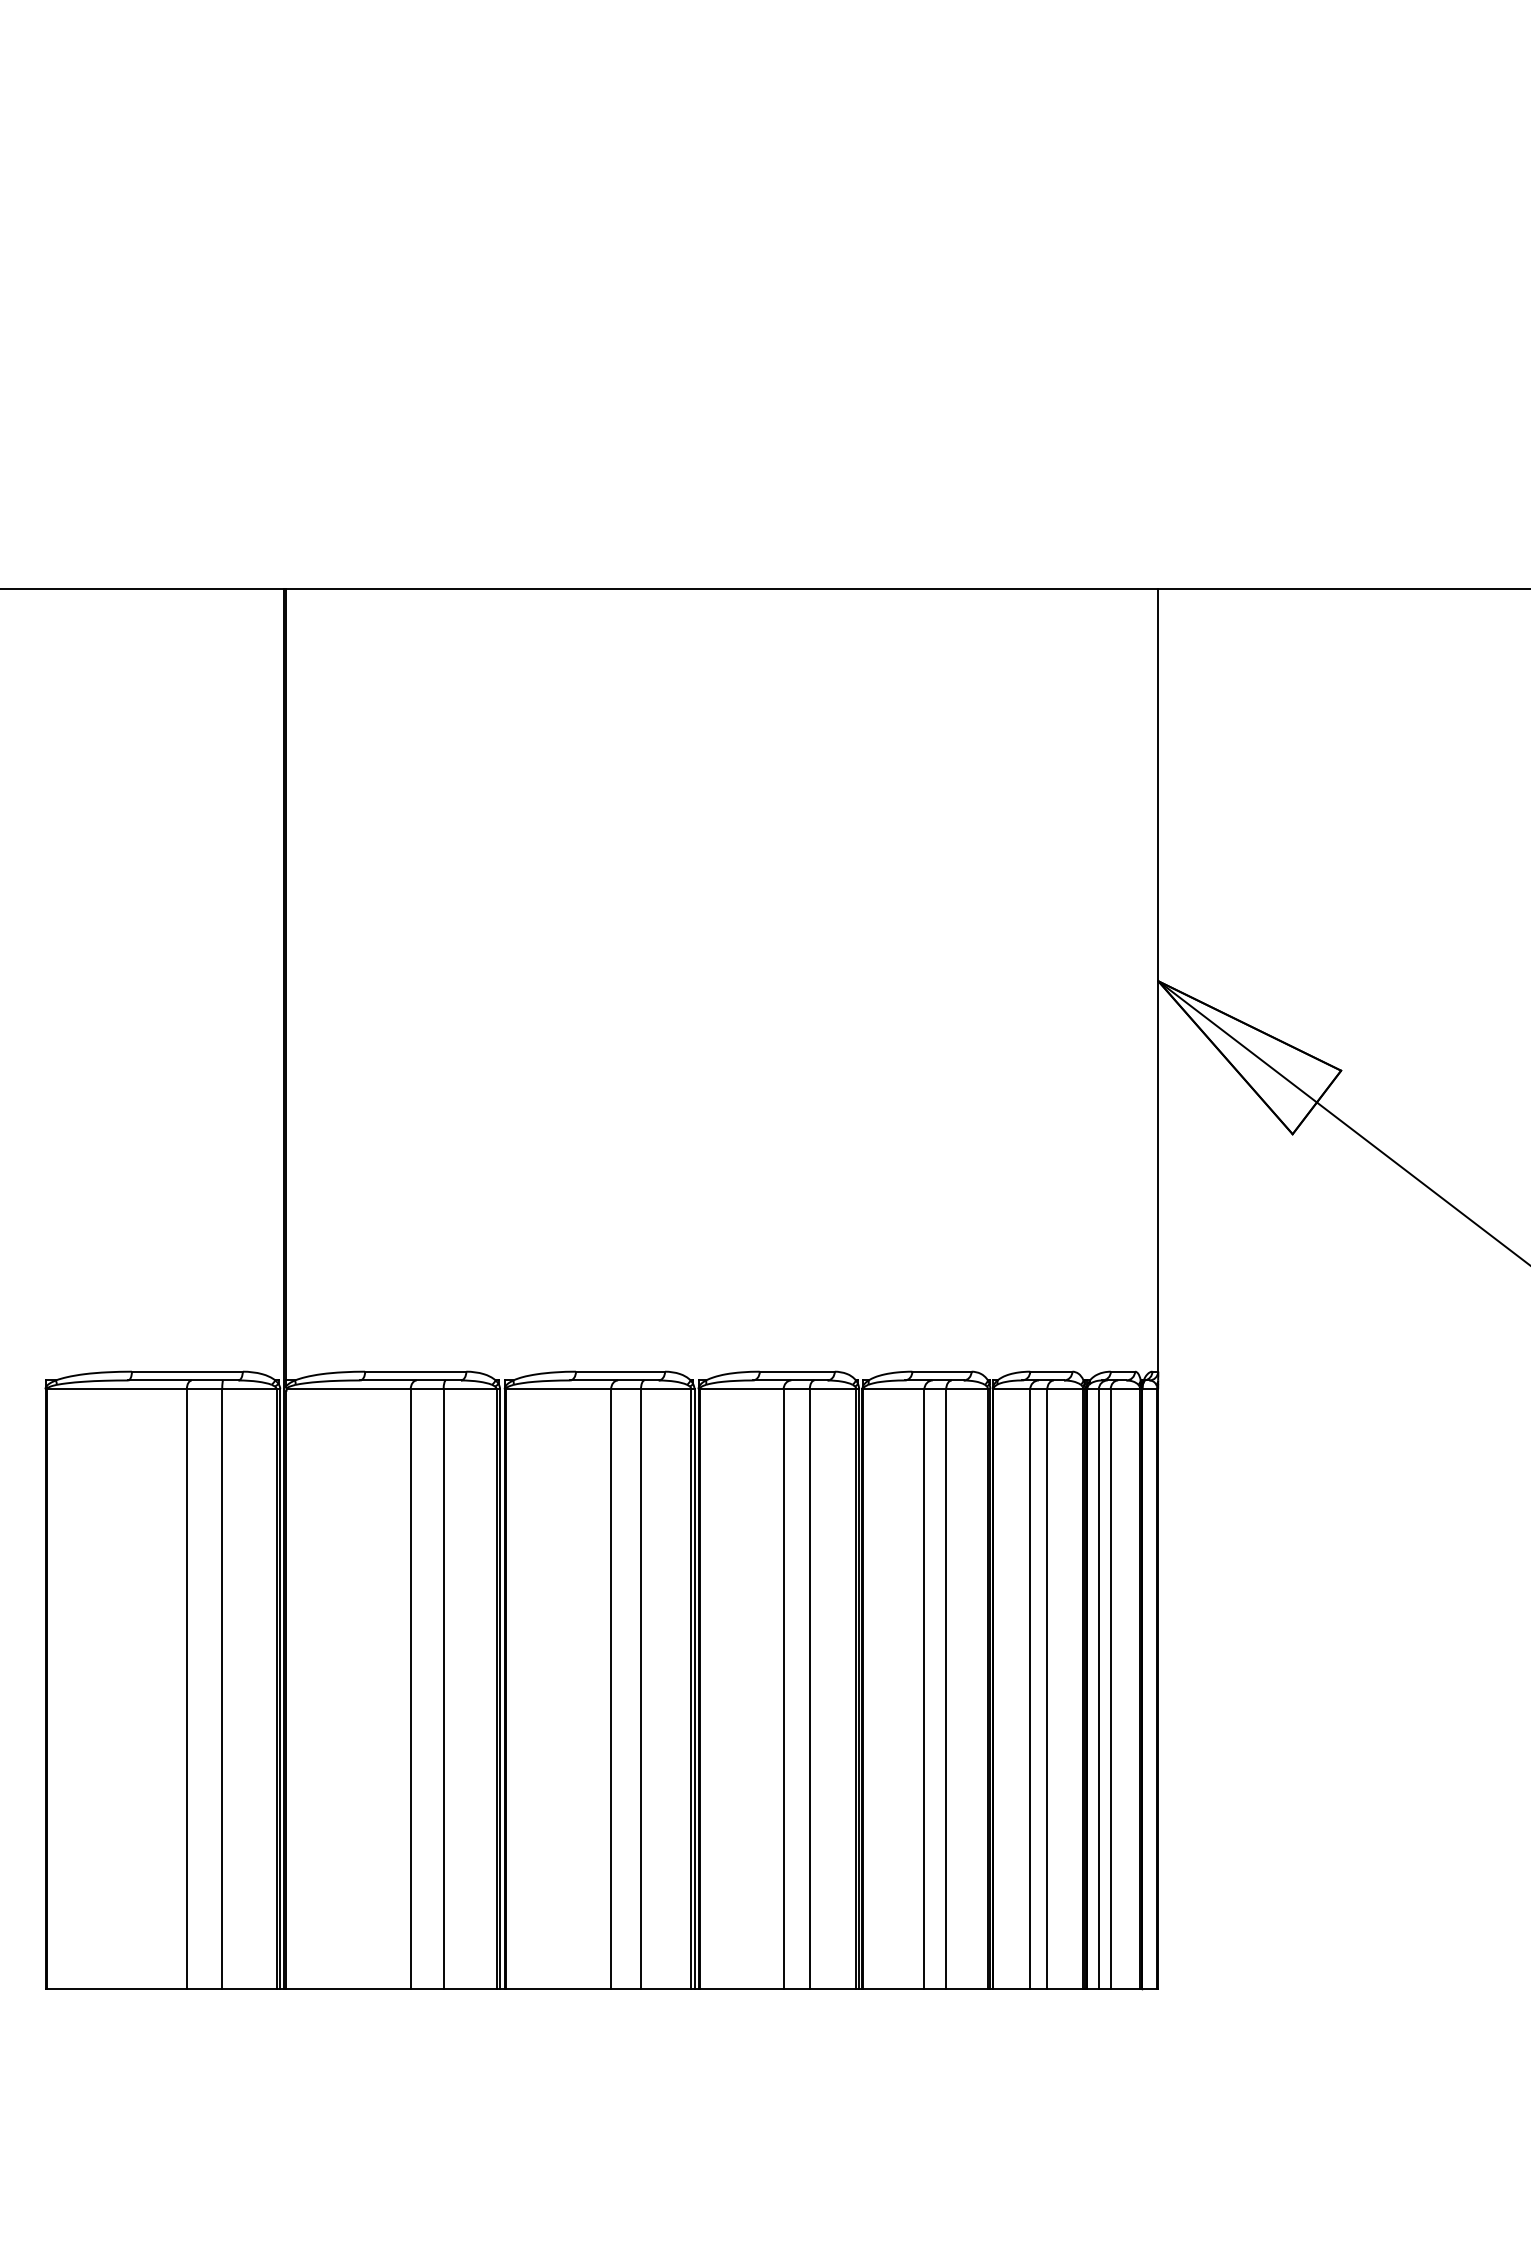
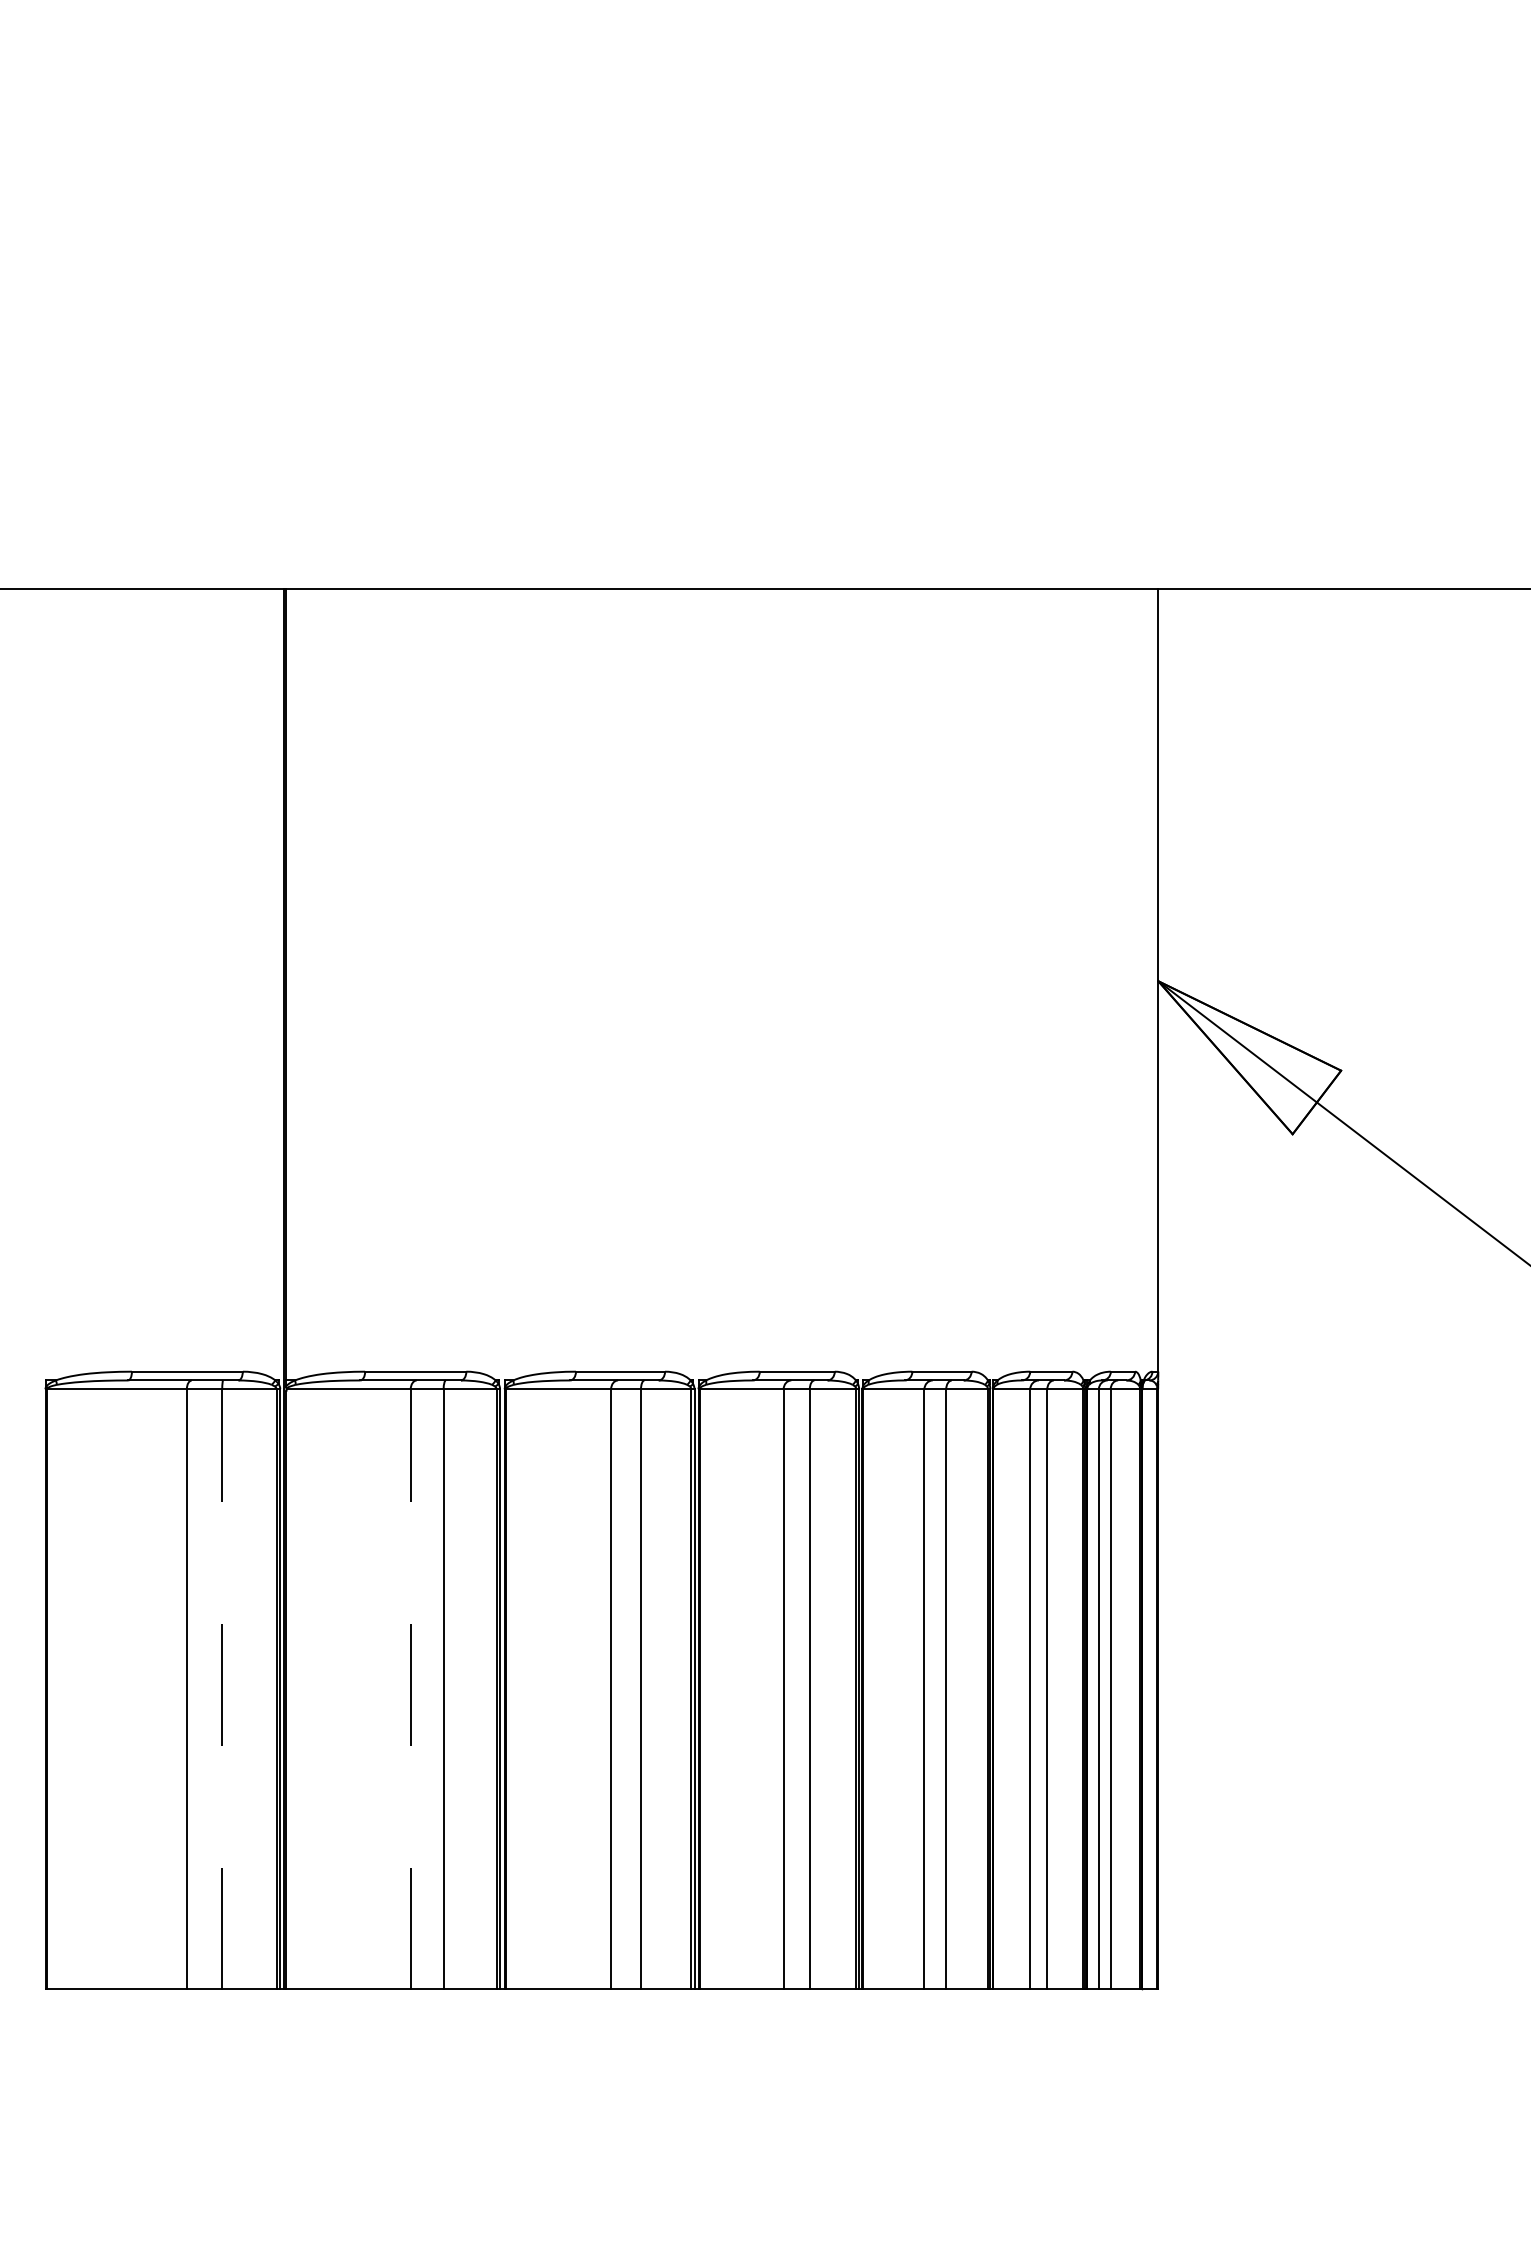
line: solid -> dashed (222, 1688)
line: solid -> dashed (410, 1688)
